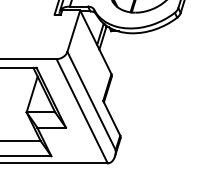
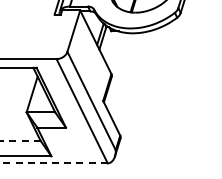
line: solid -> dashed (20, 140)
line: solid -> dashed (53, 163)
